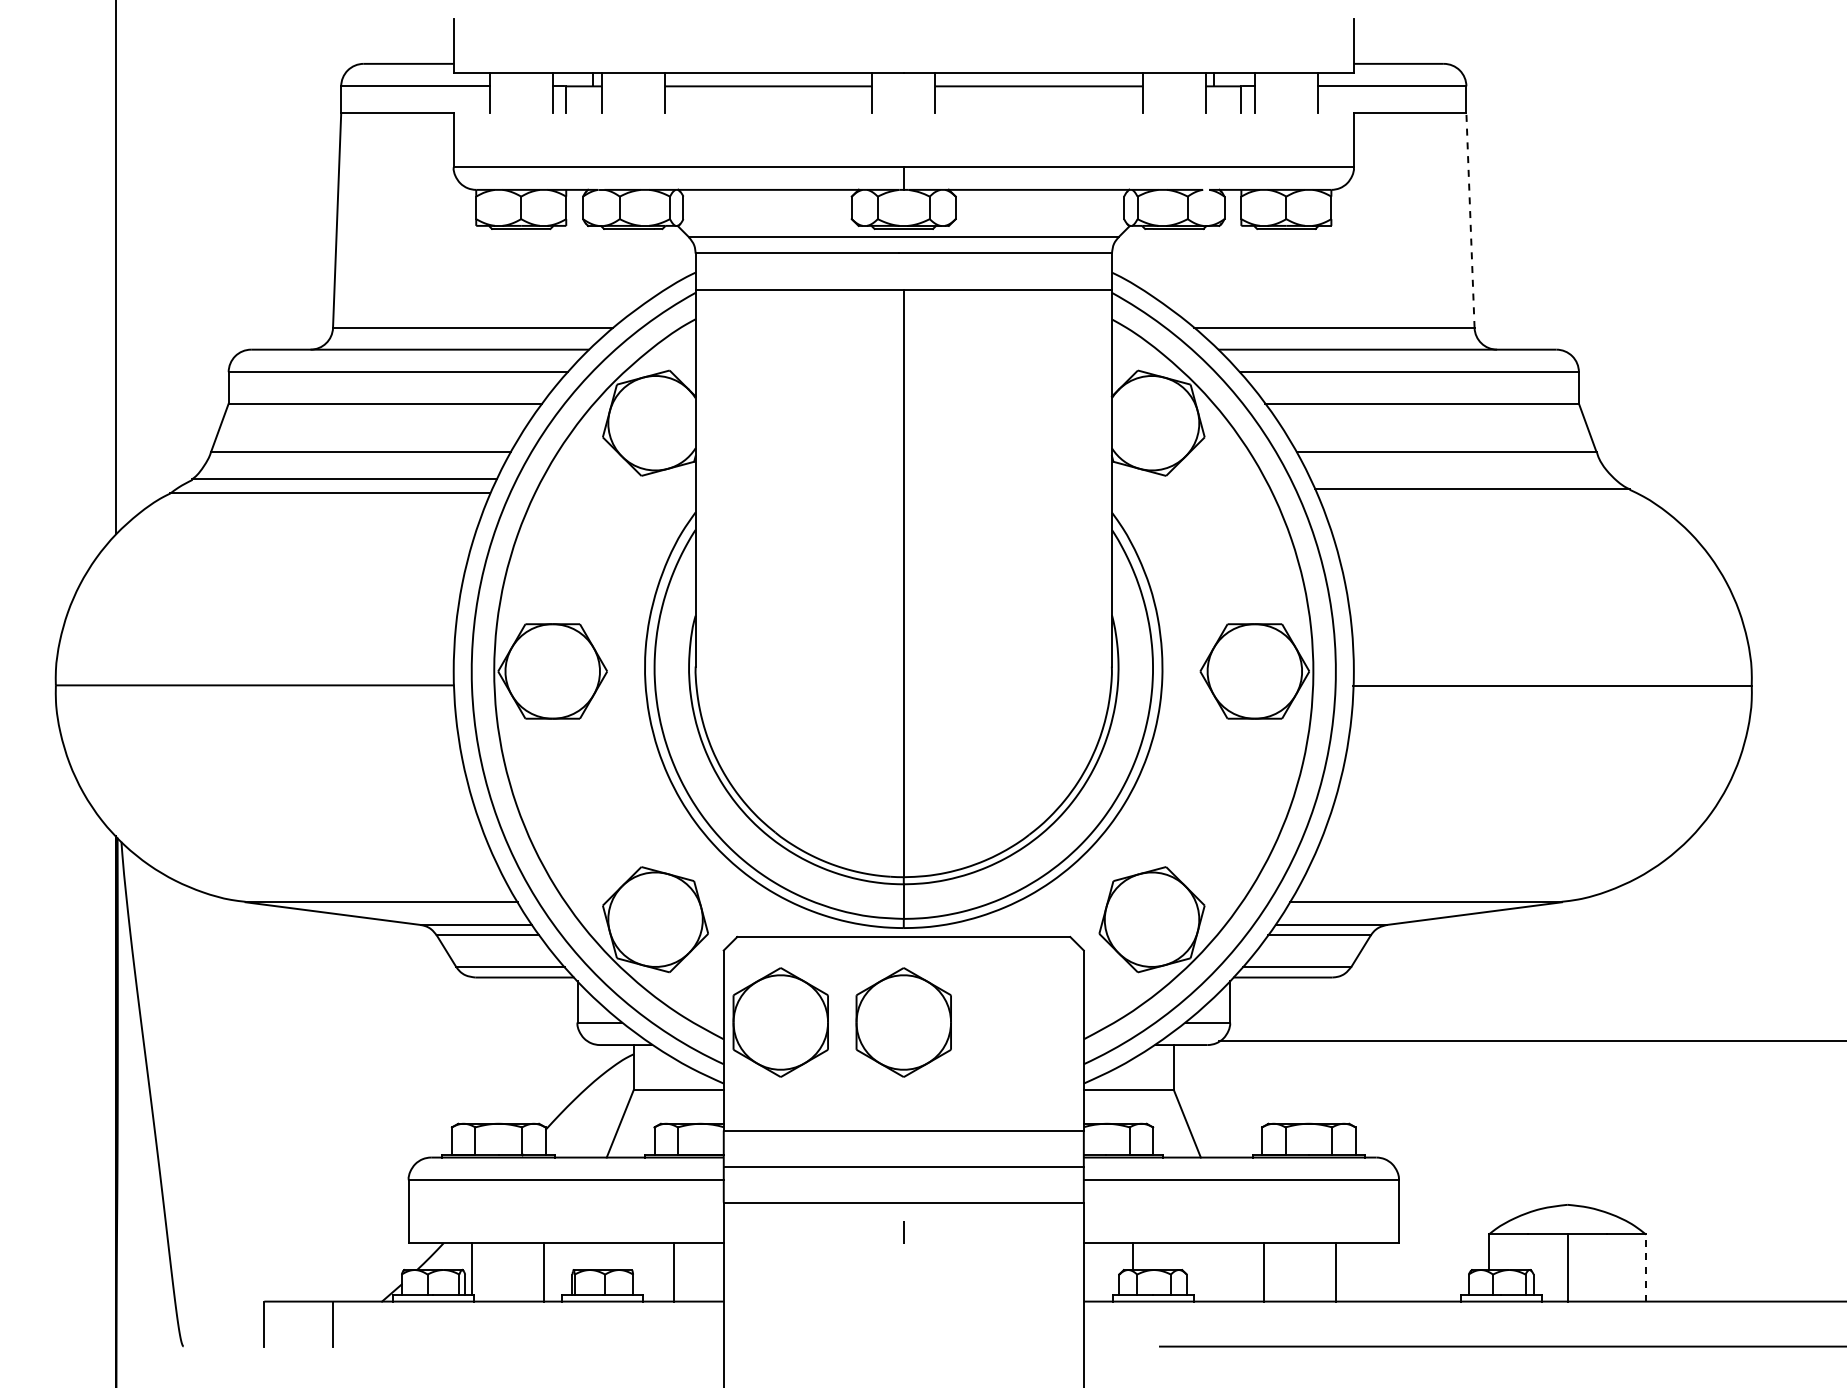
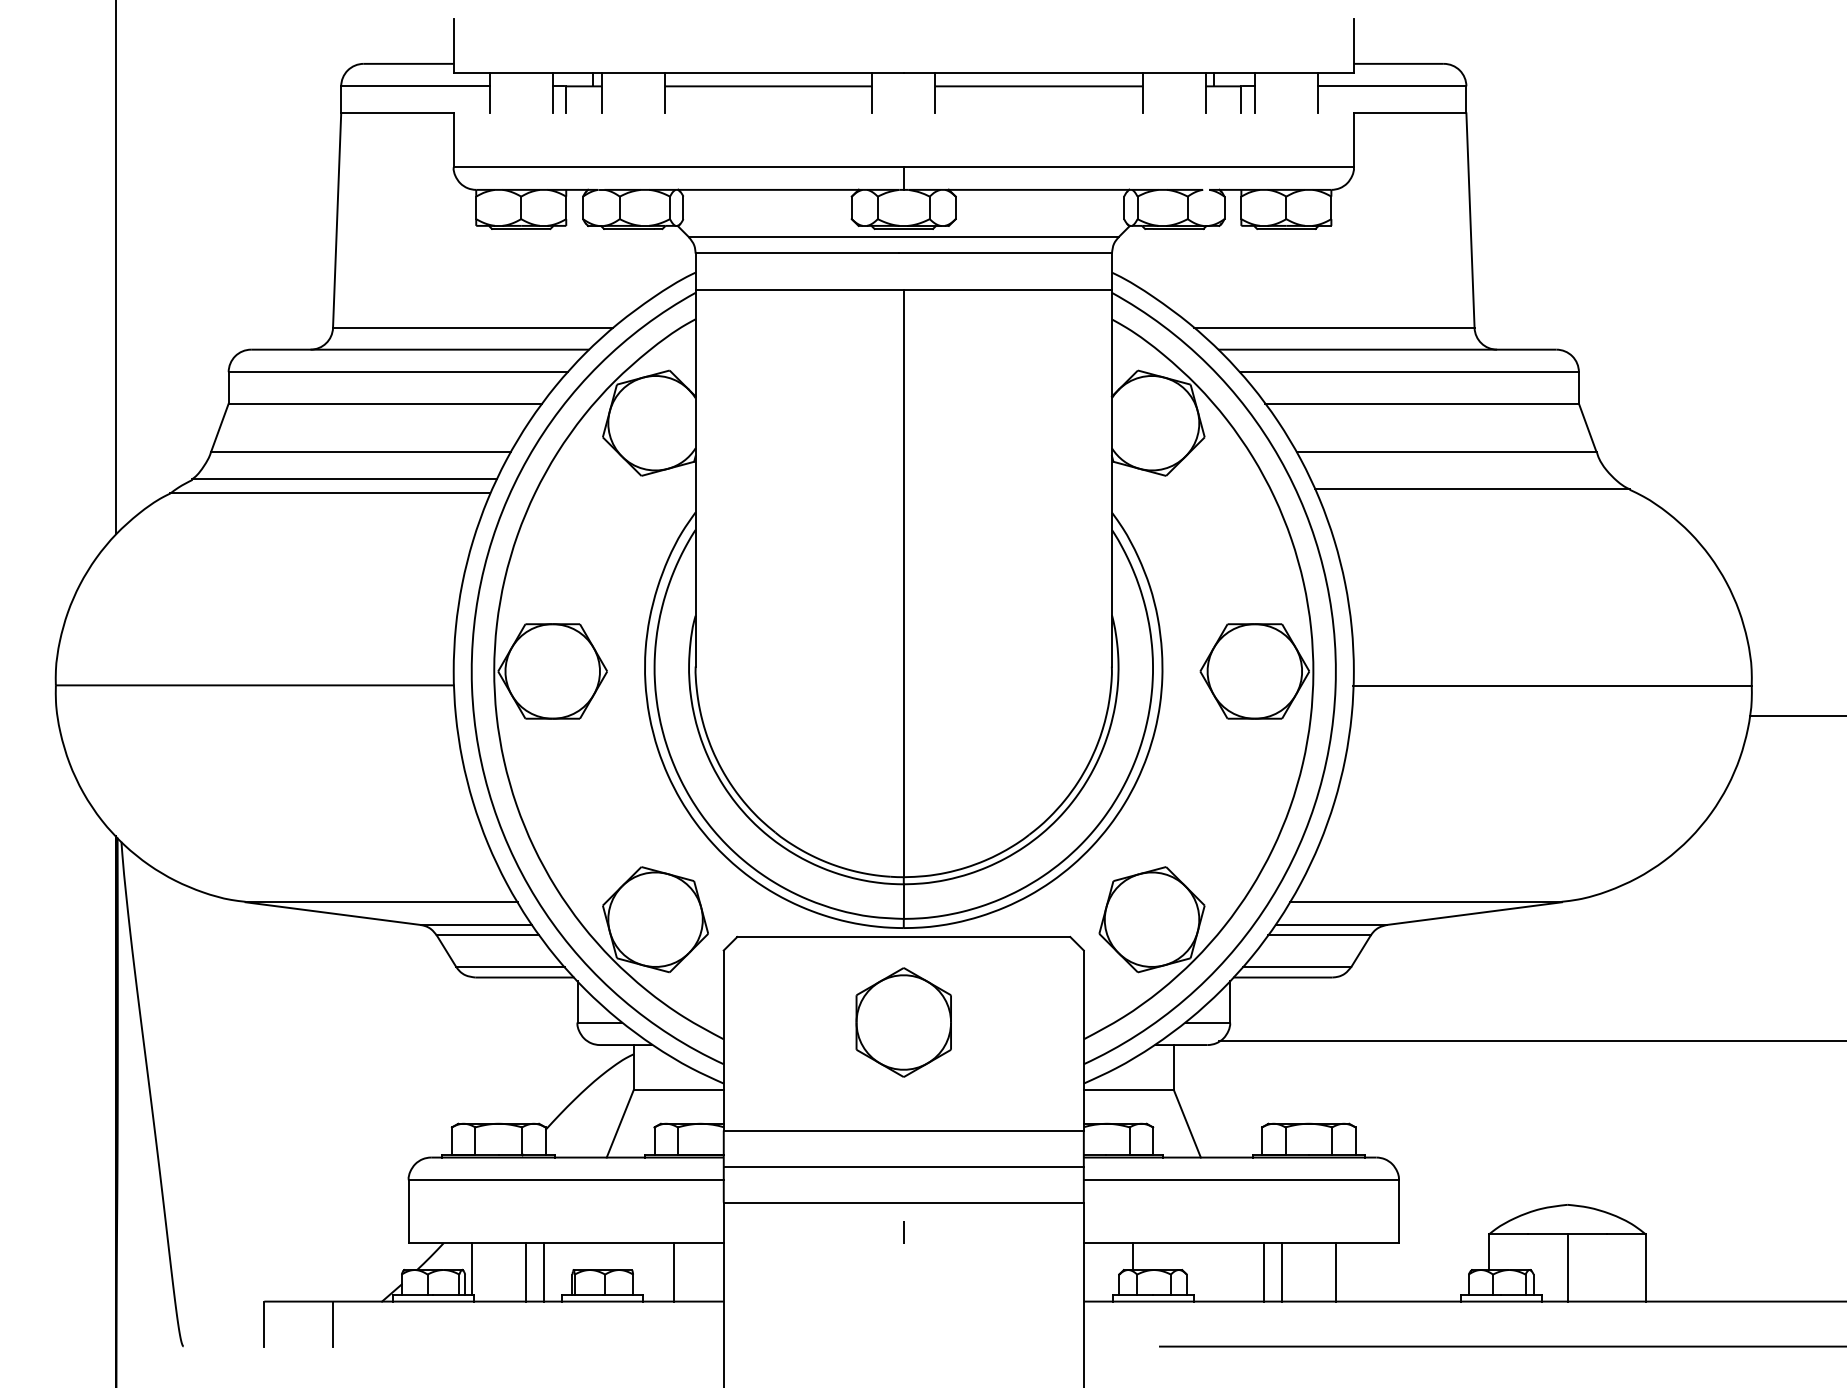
line: dashed -> solid (1470, 220)
line: none -> present (1796, 716)
part: present -> none (780, 1022)
line: dashed -> solid (1646, 1267)
line: none -> present (525, 1272)
line: none -> present (1281, 1272)
